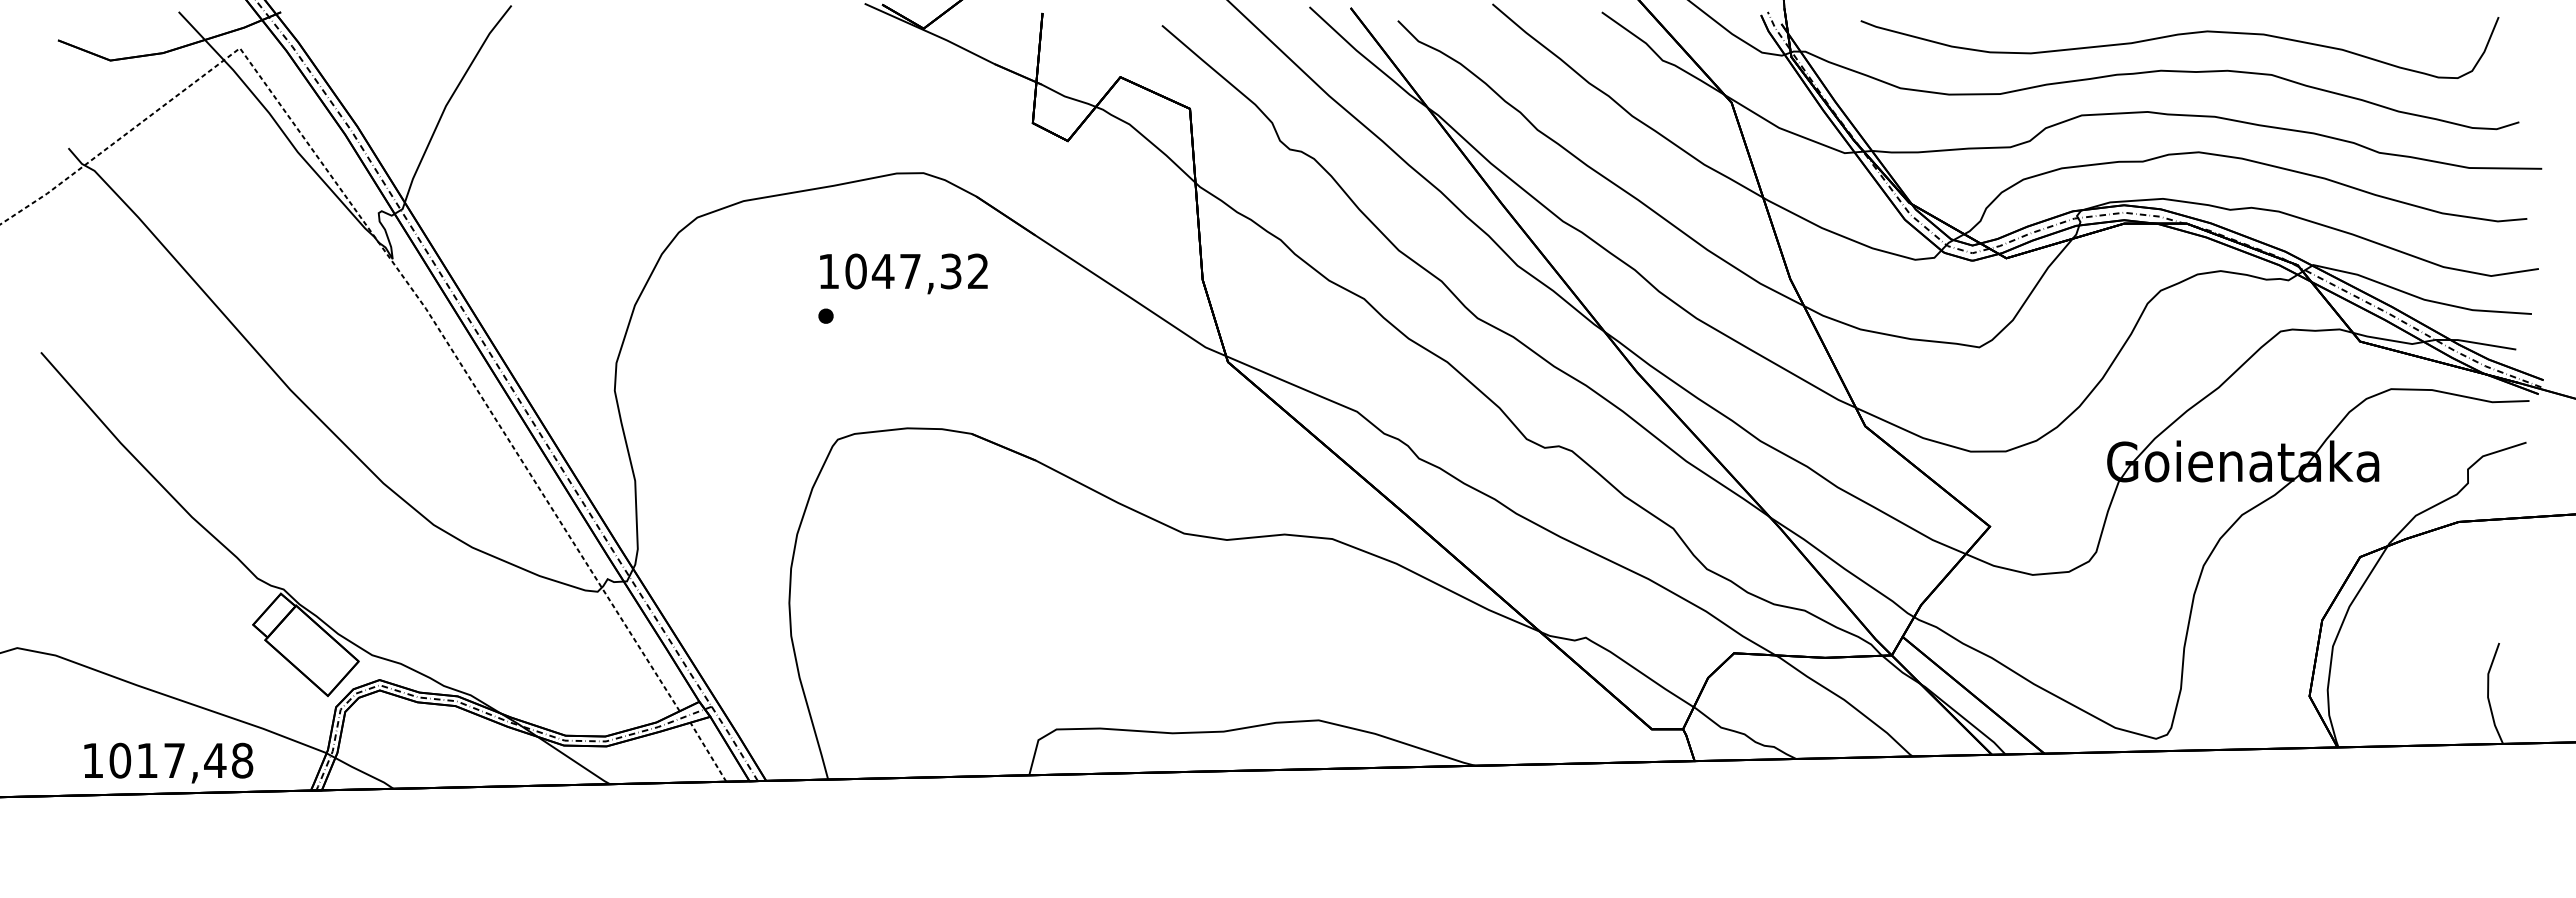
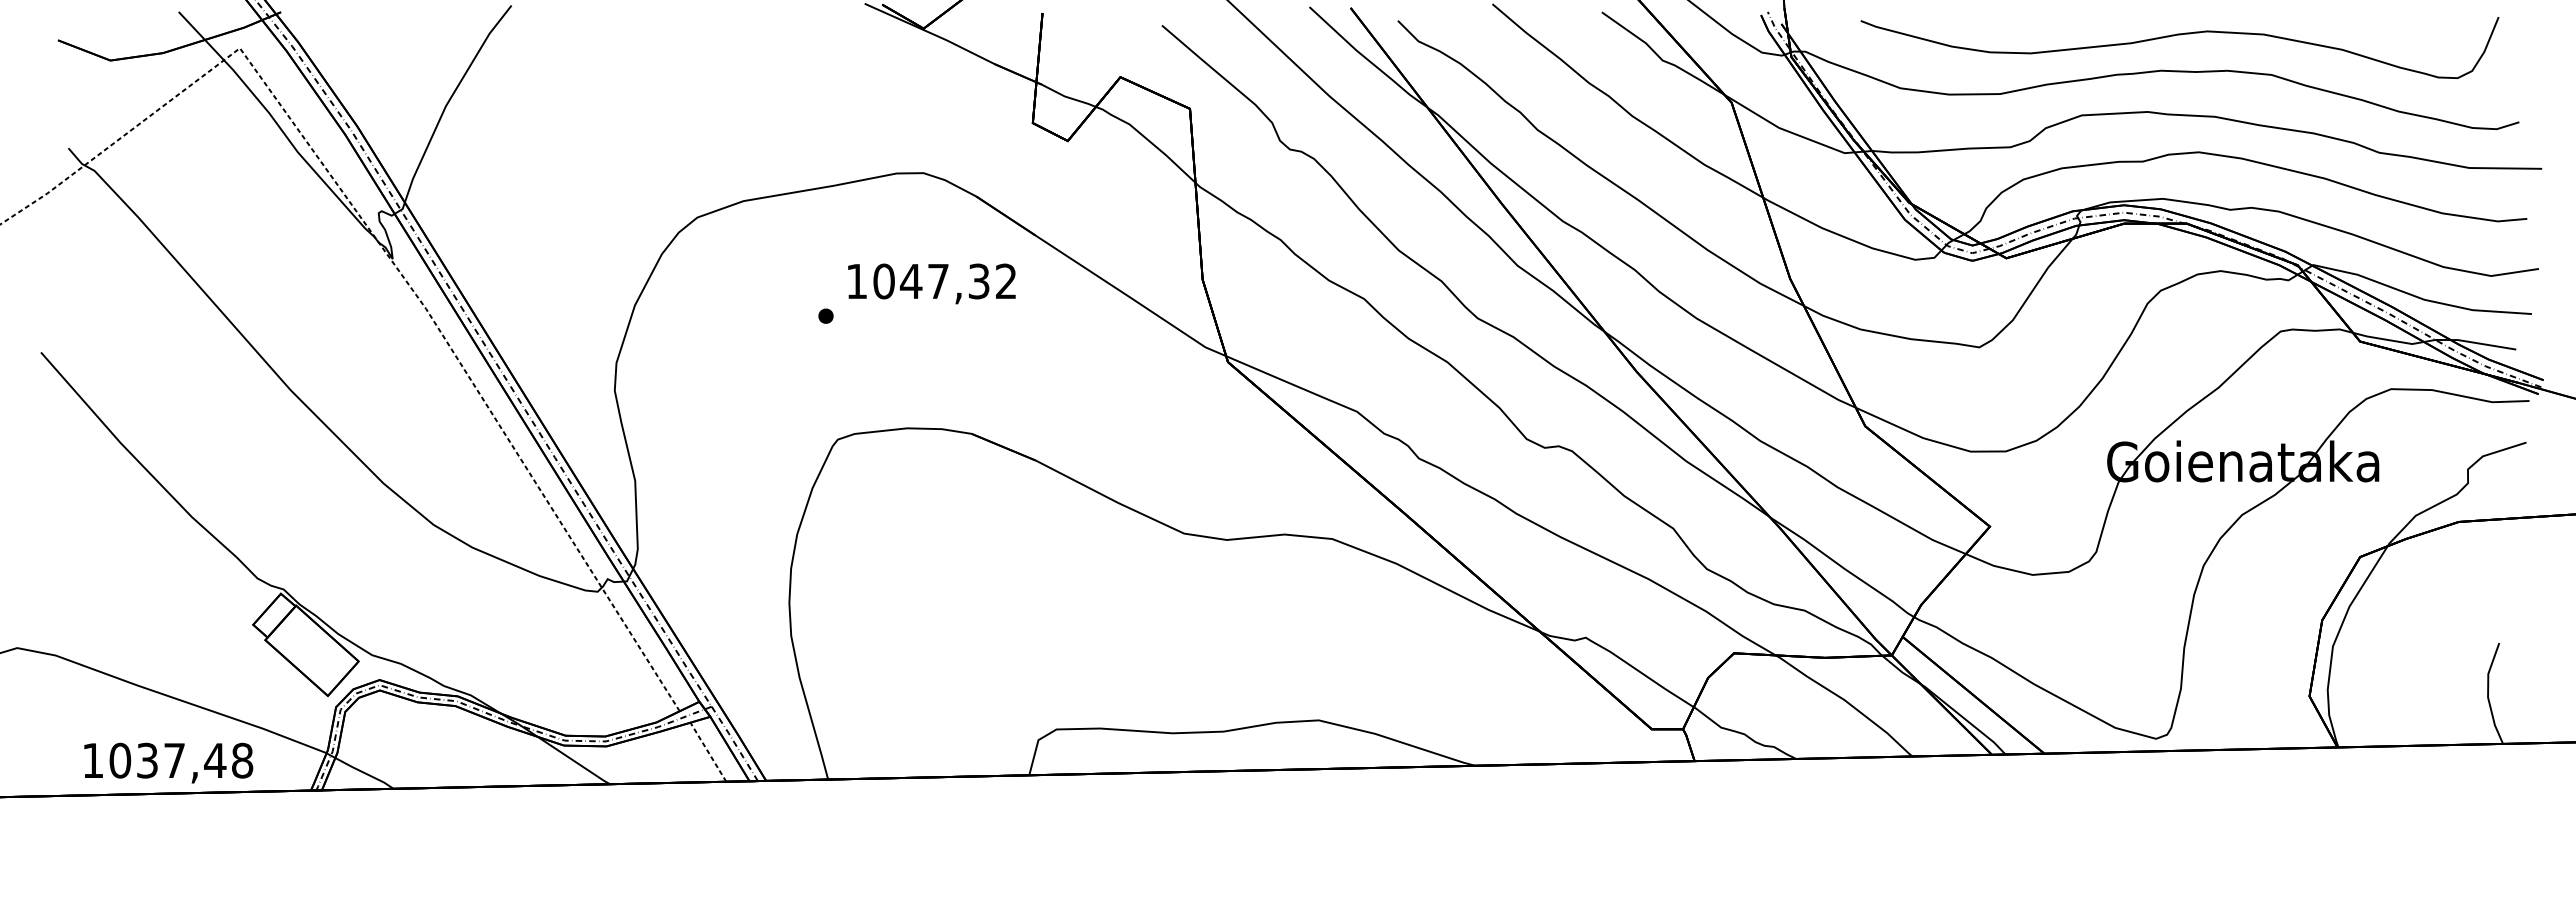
text position: (903, 273) -> (931, 283) (931, 283)
text: 1017,48 -> 1037,48 (147, 760)
